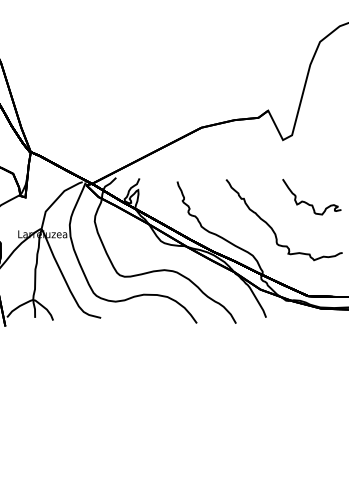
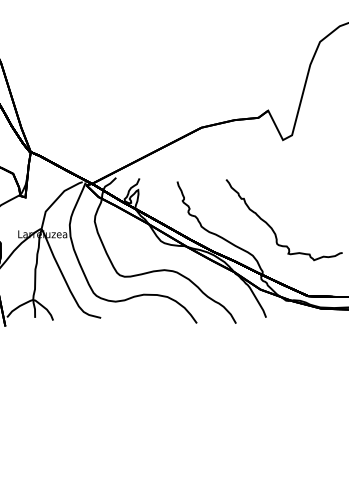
part: present -> none (309, 203)
